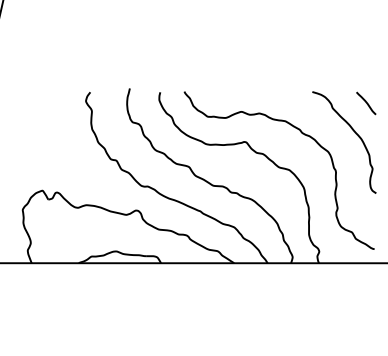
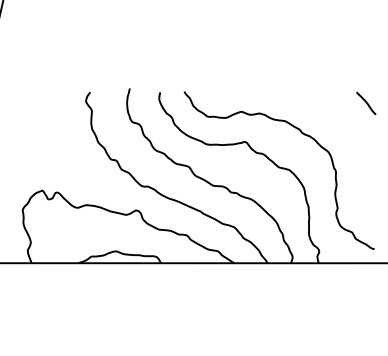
curve: present -> none (354, 132)
